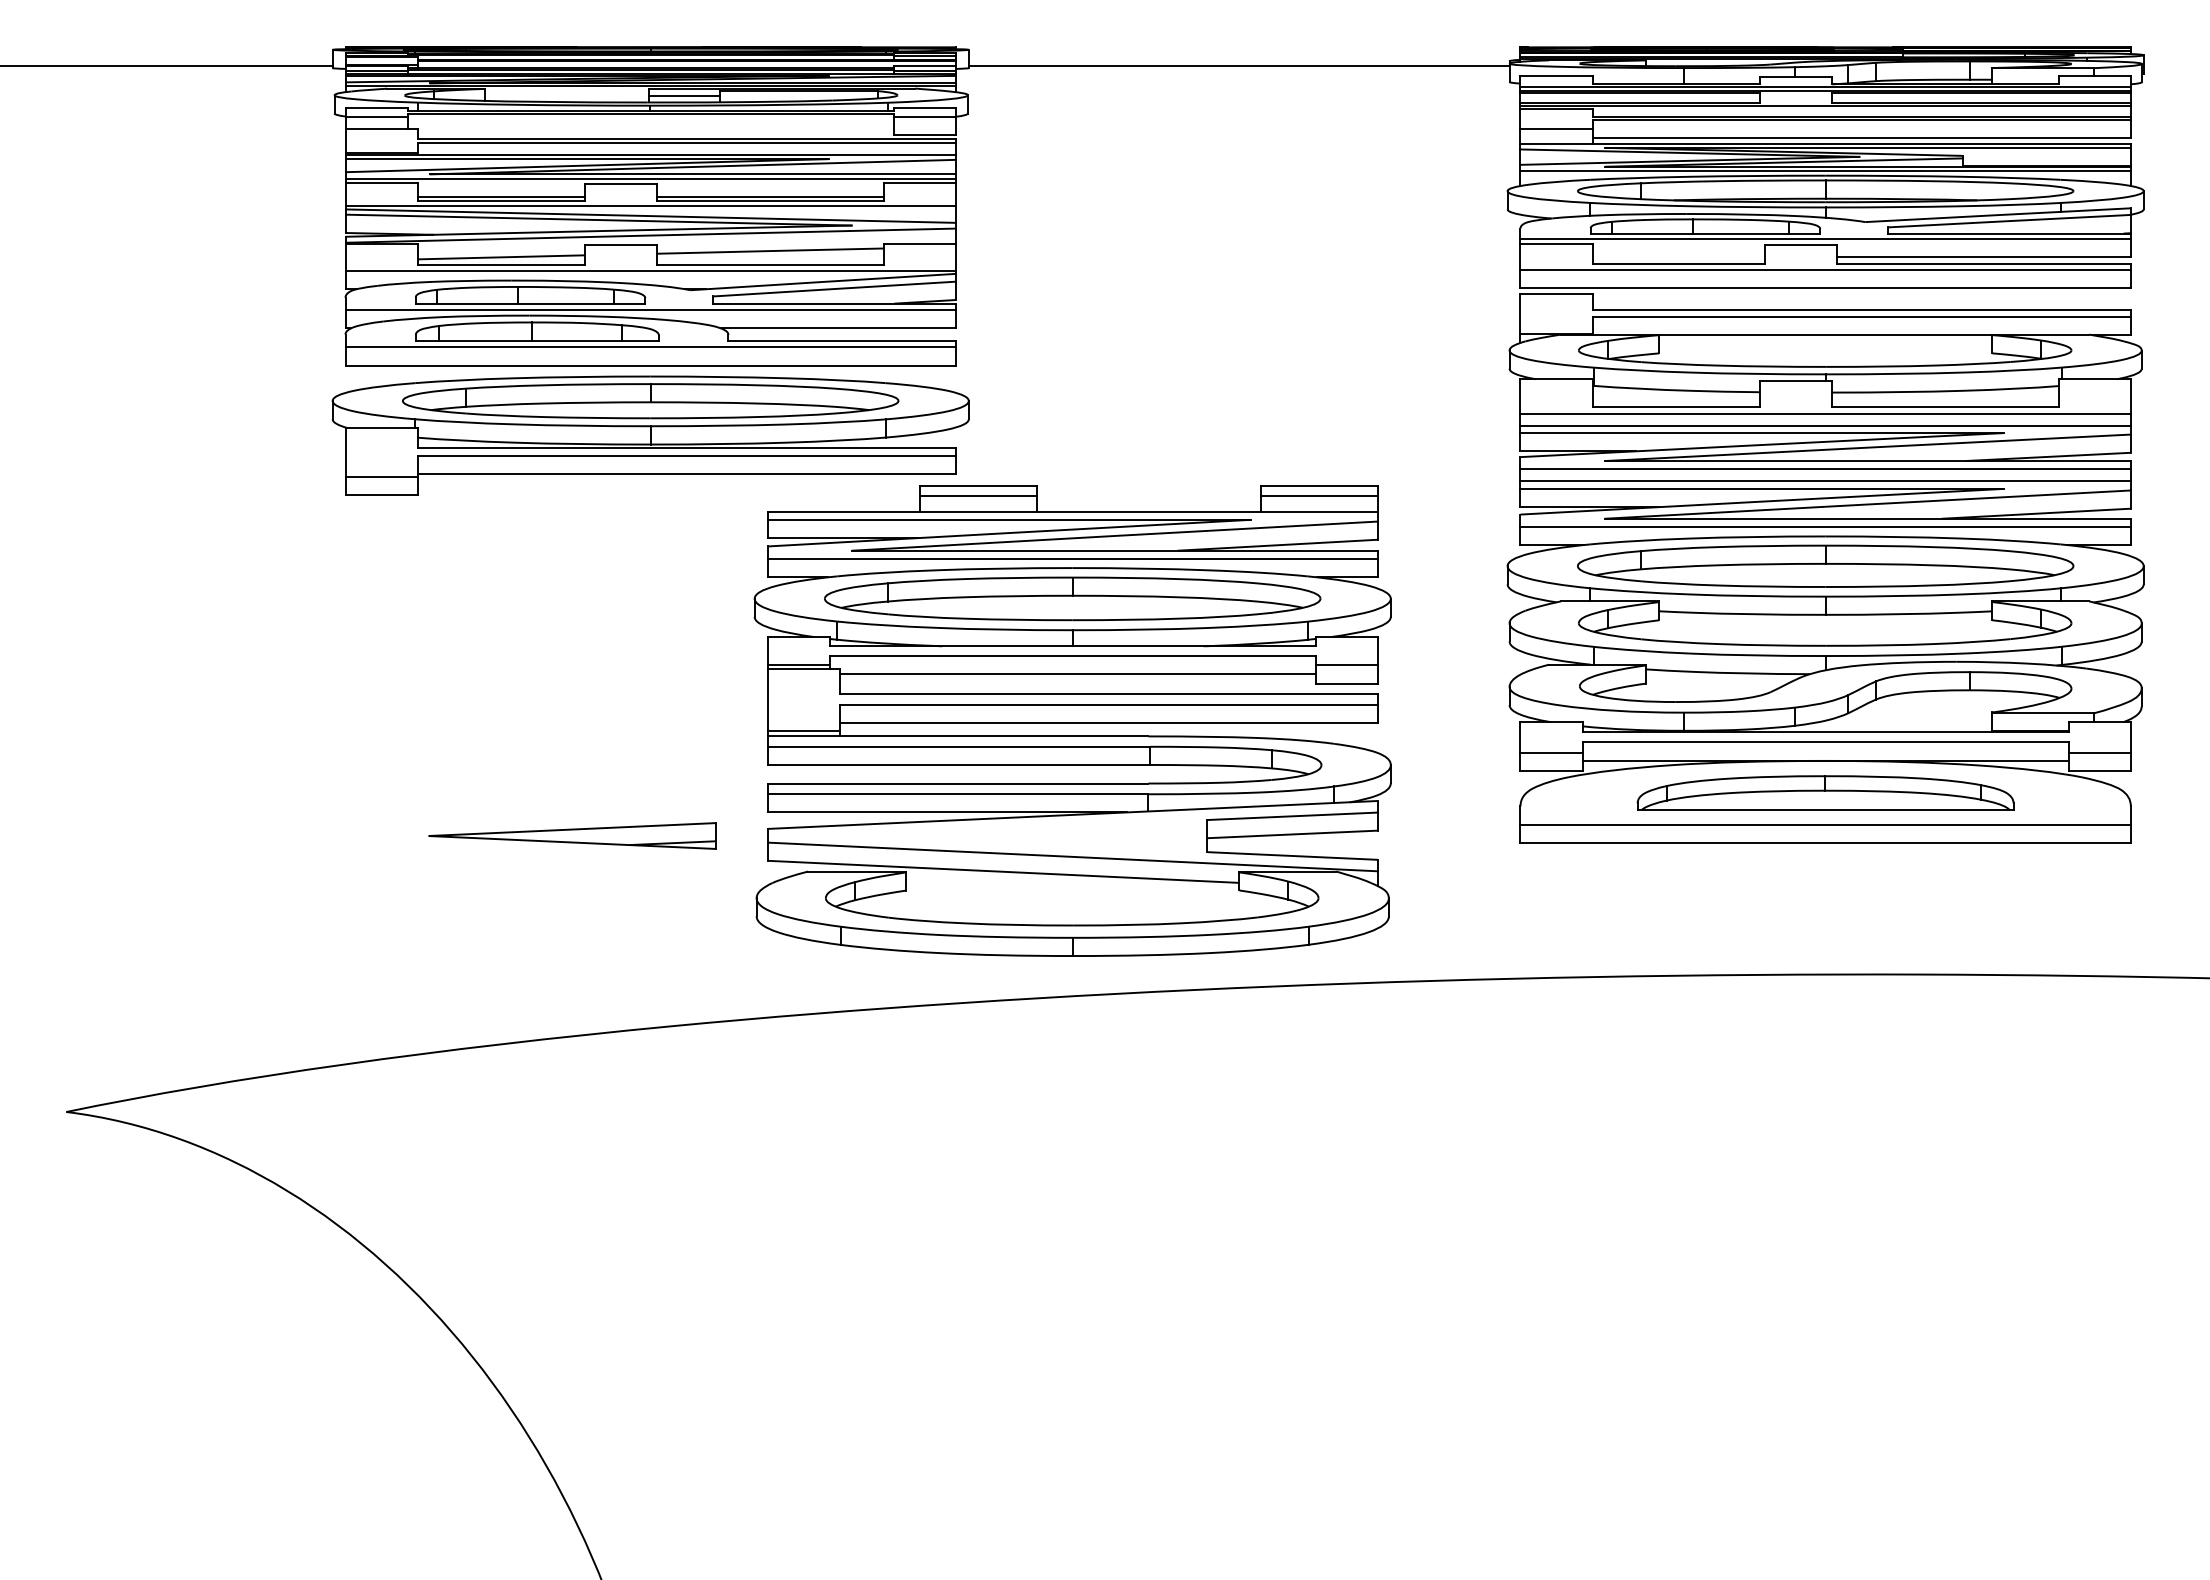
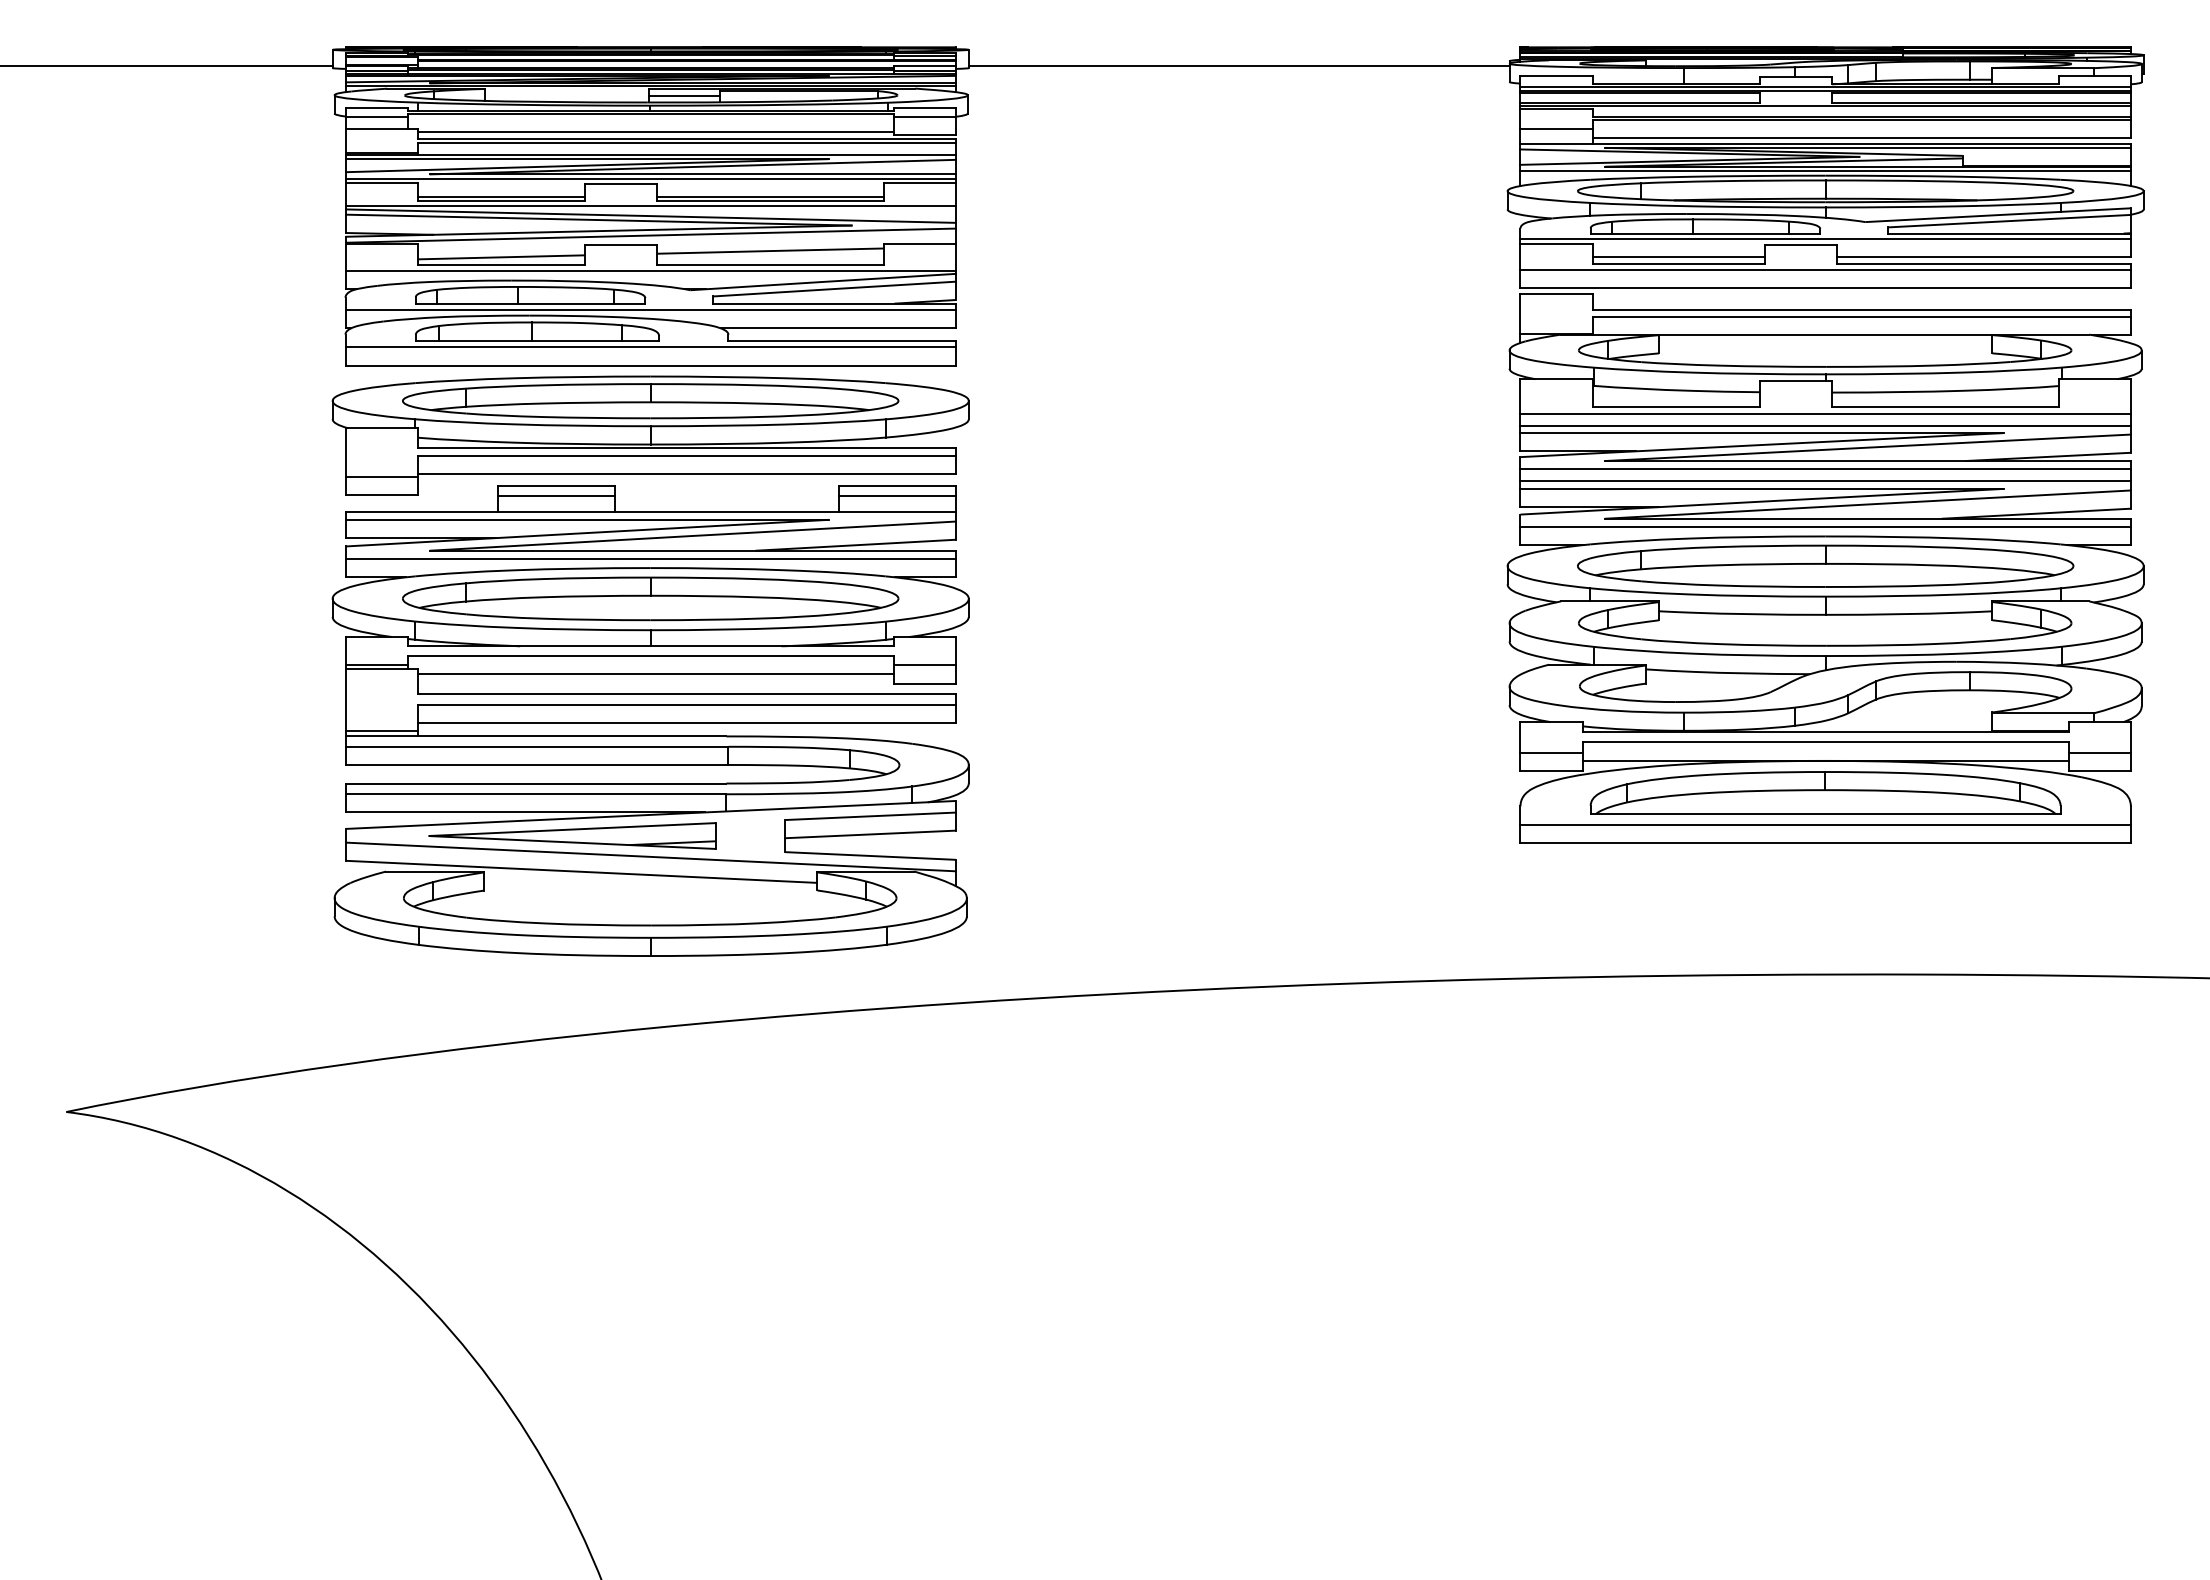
line: none -> present (655, 132)
line: none -> present (1678, 257)
part position: (1072, 720) -> (650, 720) (650, 720)
part size: 379x36 px -> 473x44 px (1825, 792)
